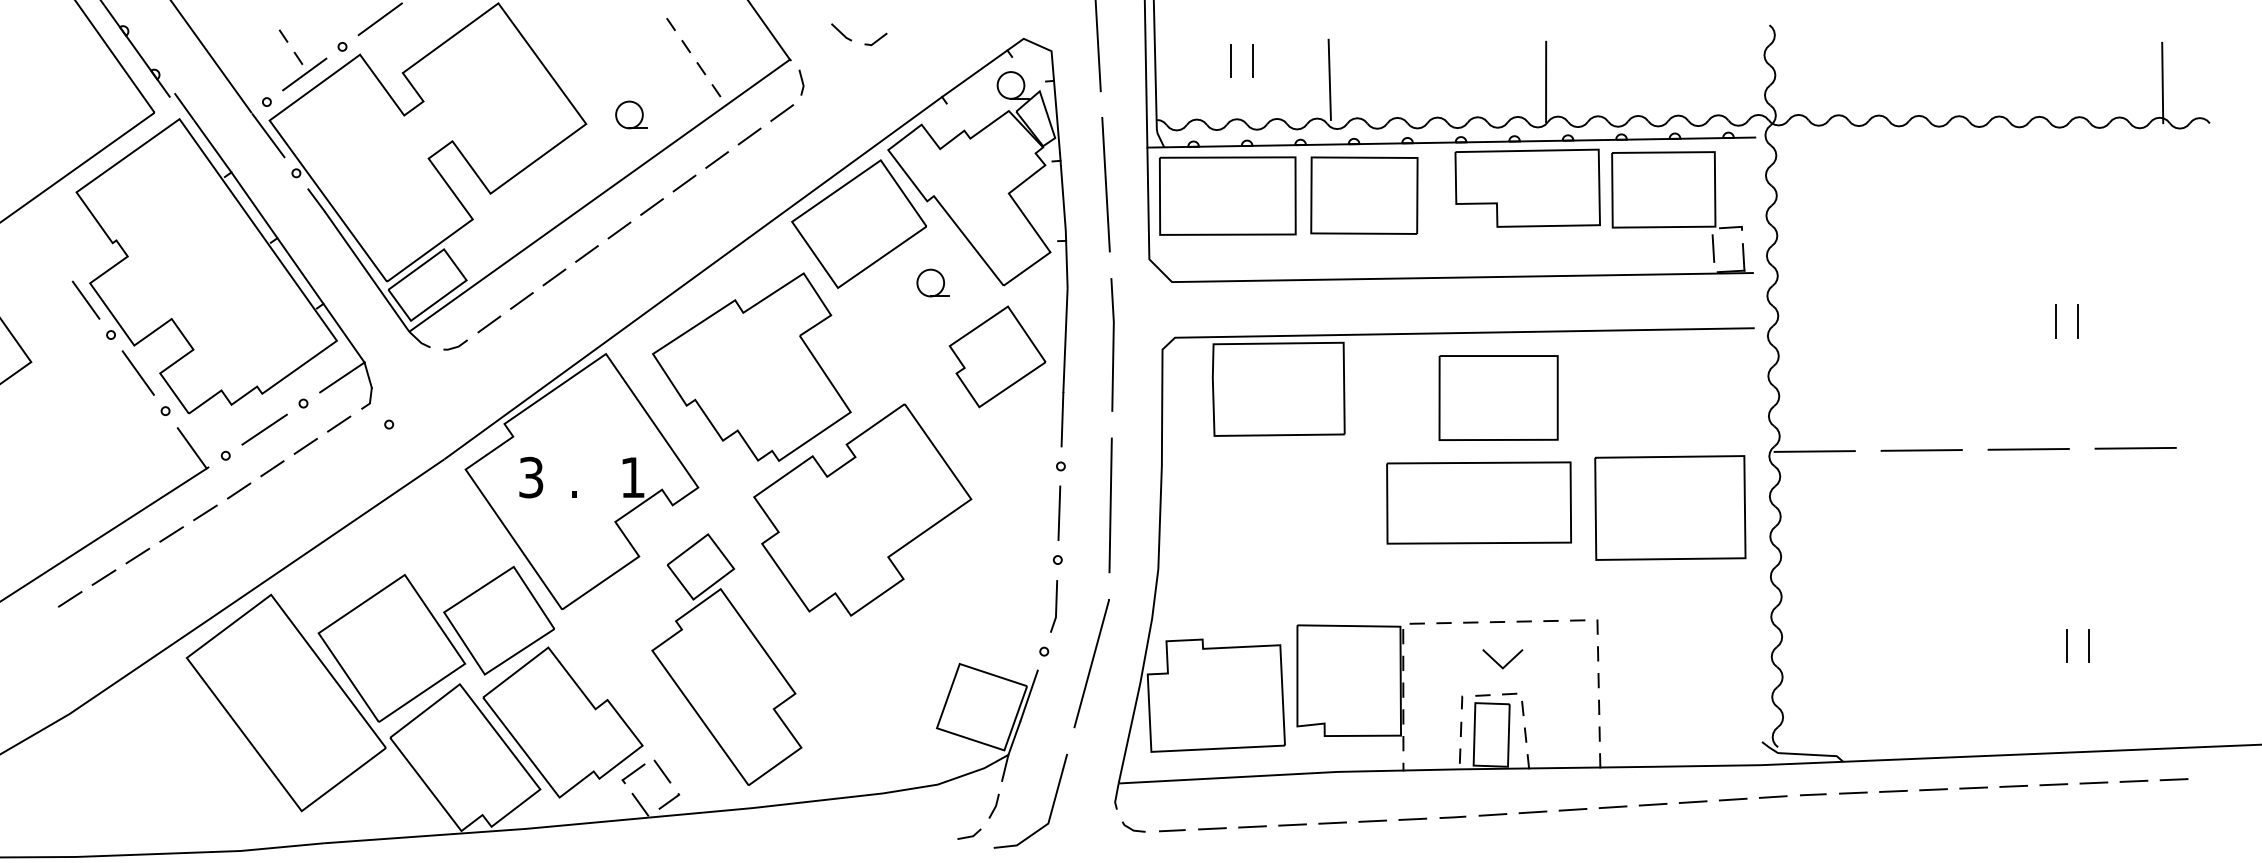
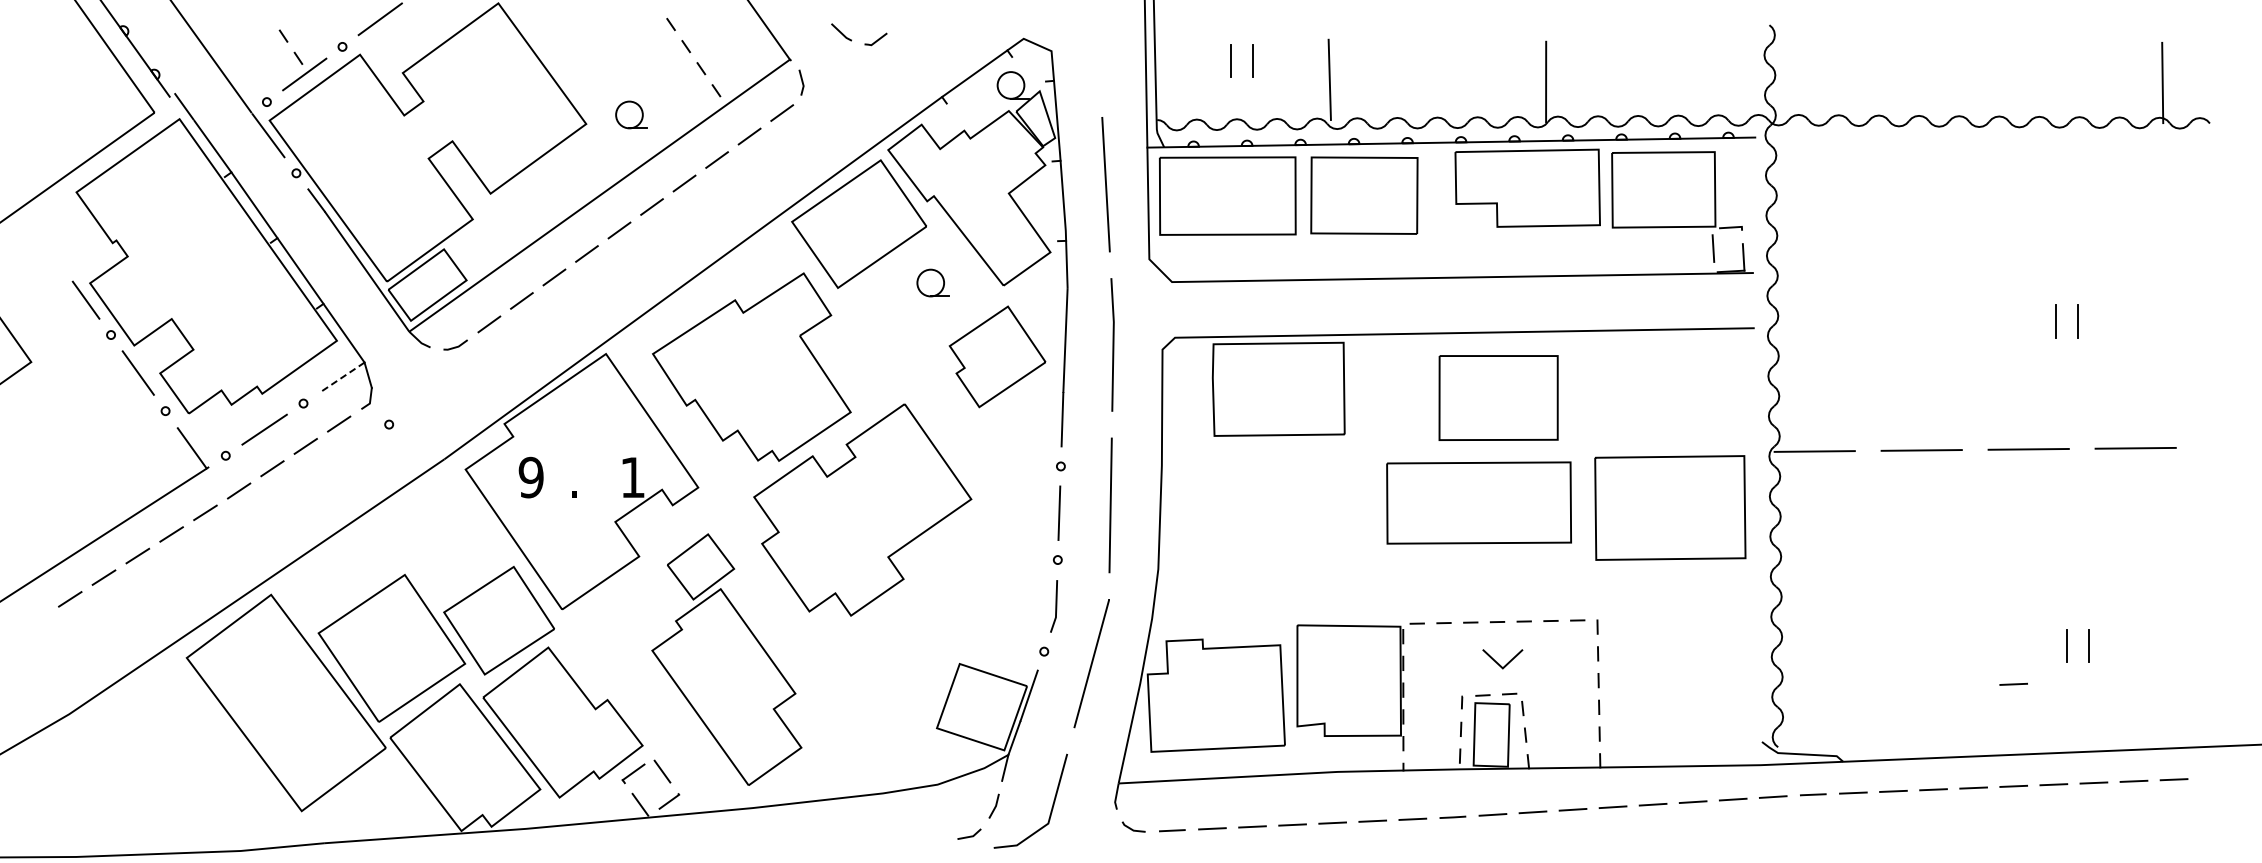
line: present -> none (1097, 46)
line: solid -> dashed (342, 377)
text: 3 -> 9 (530, 477)
line: none -> present (2013, 683)
